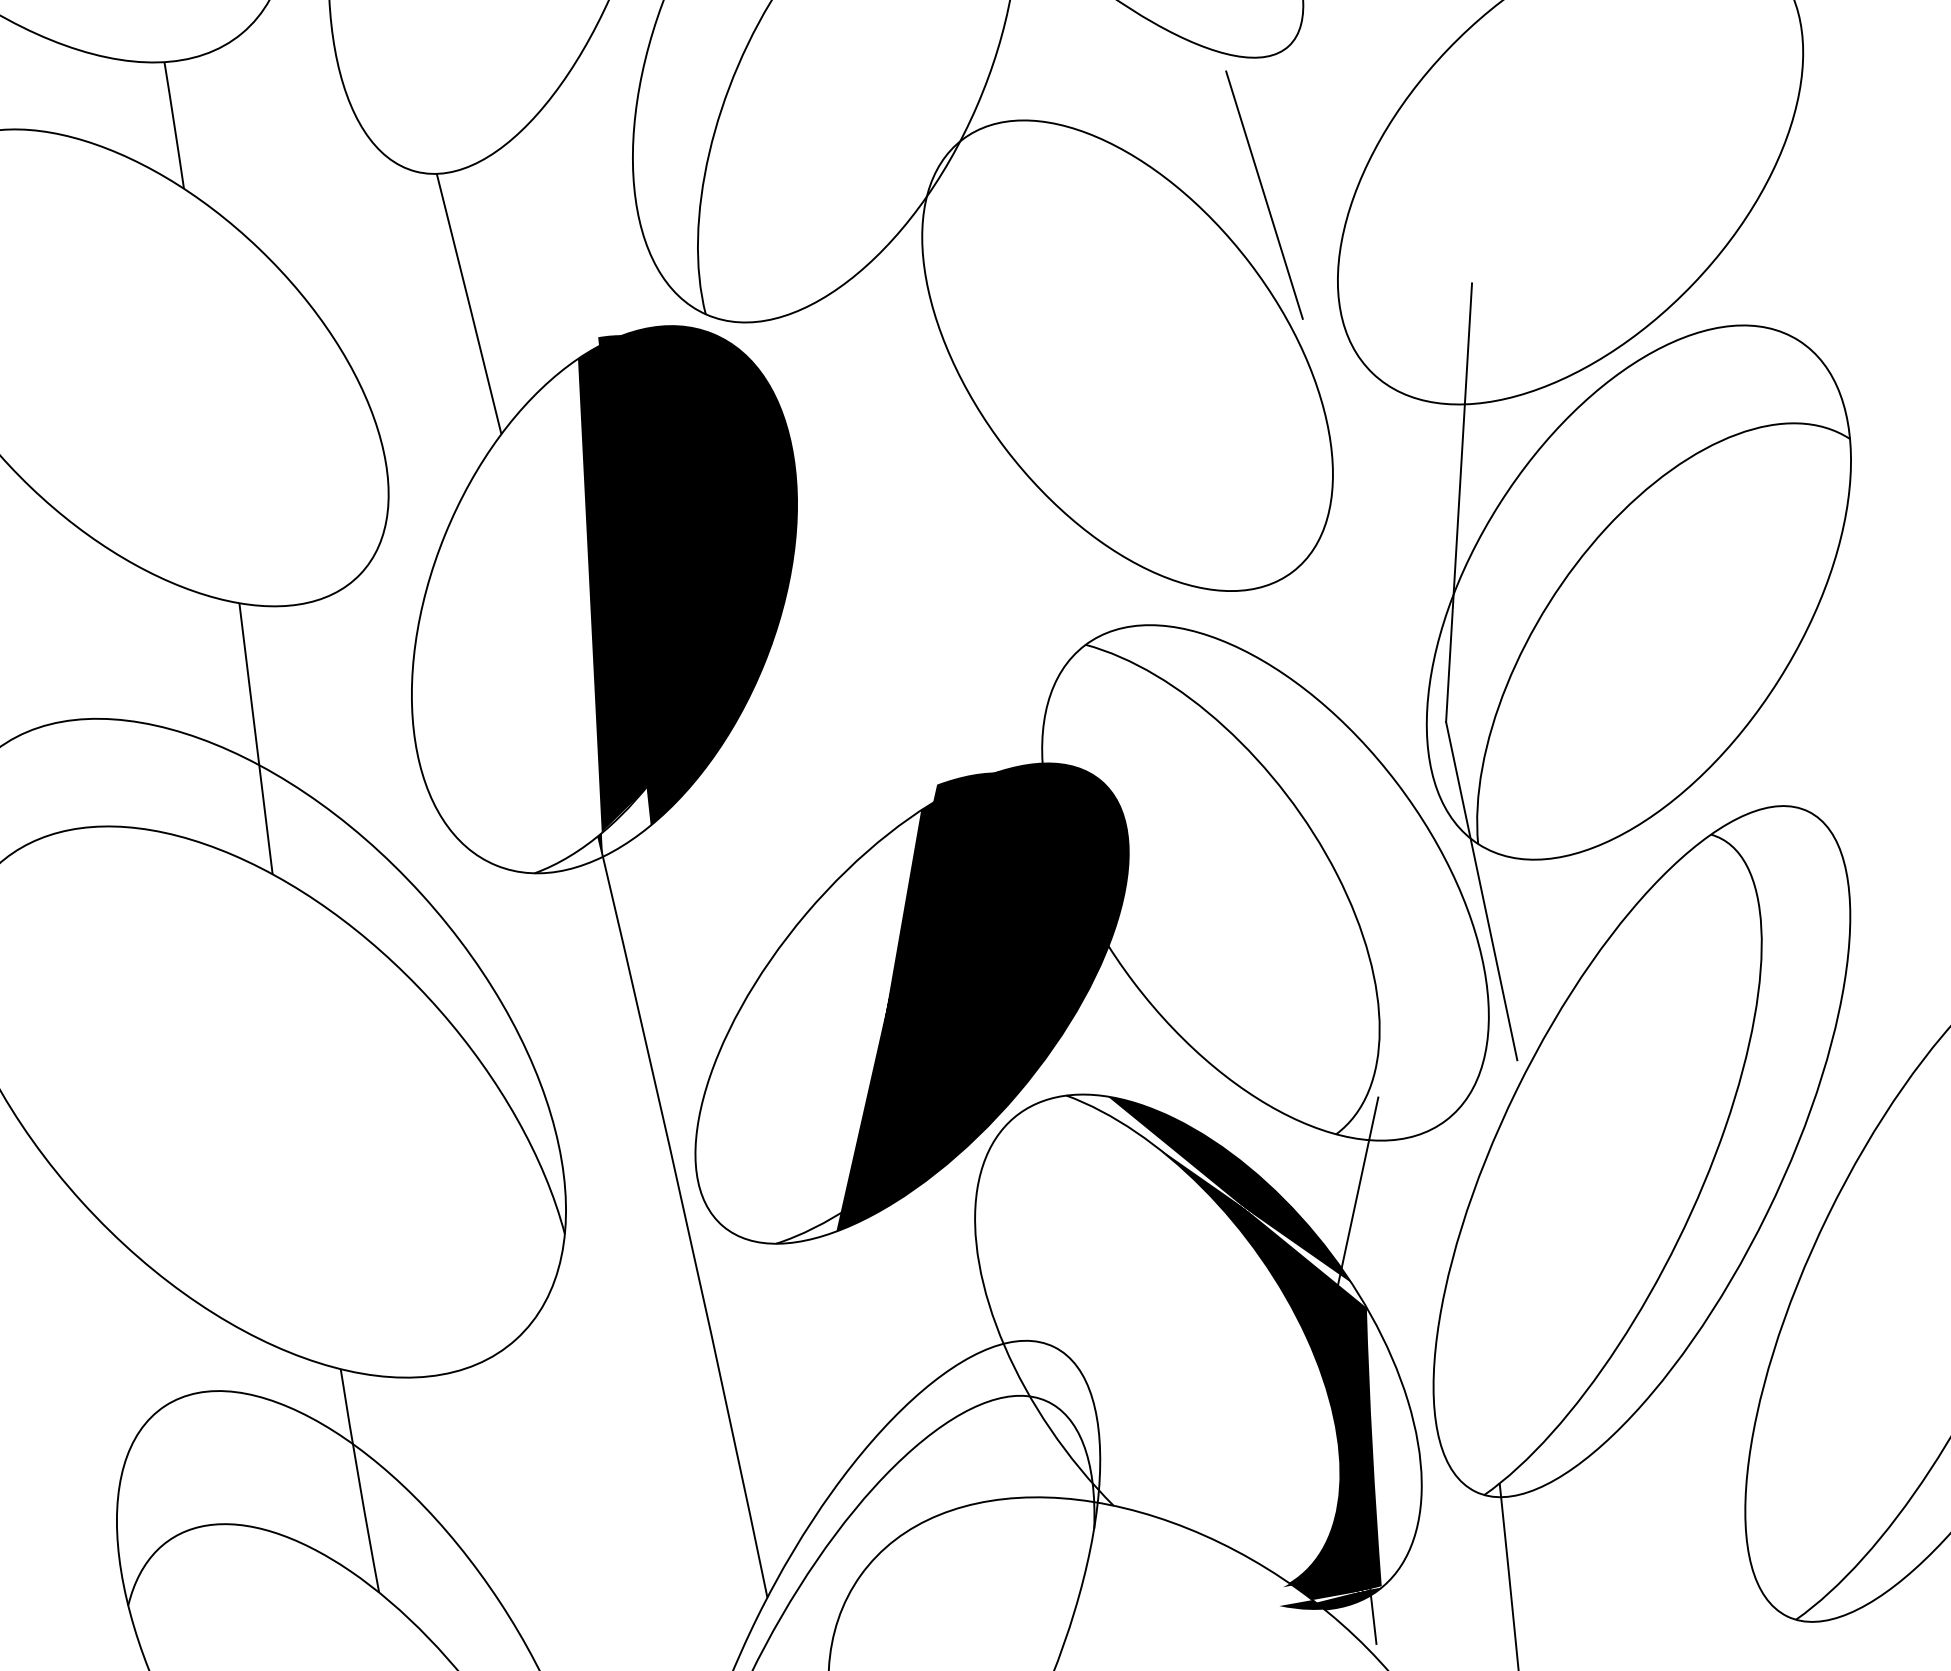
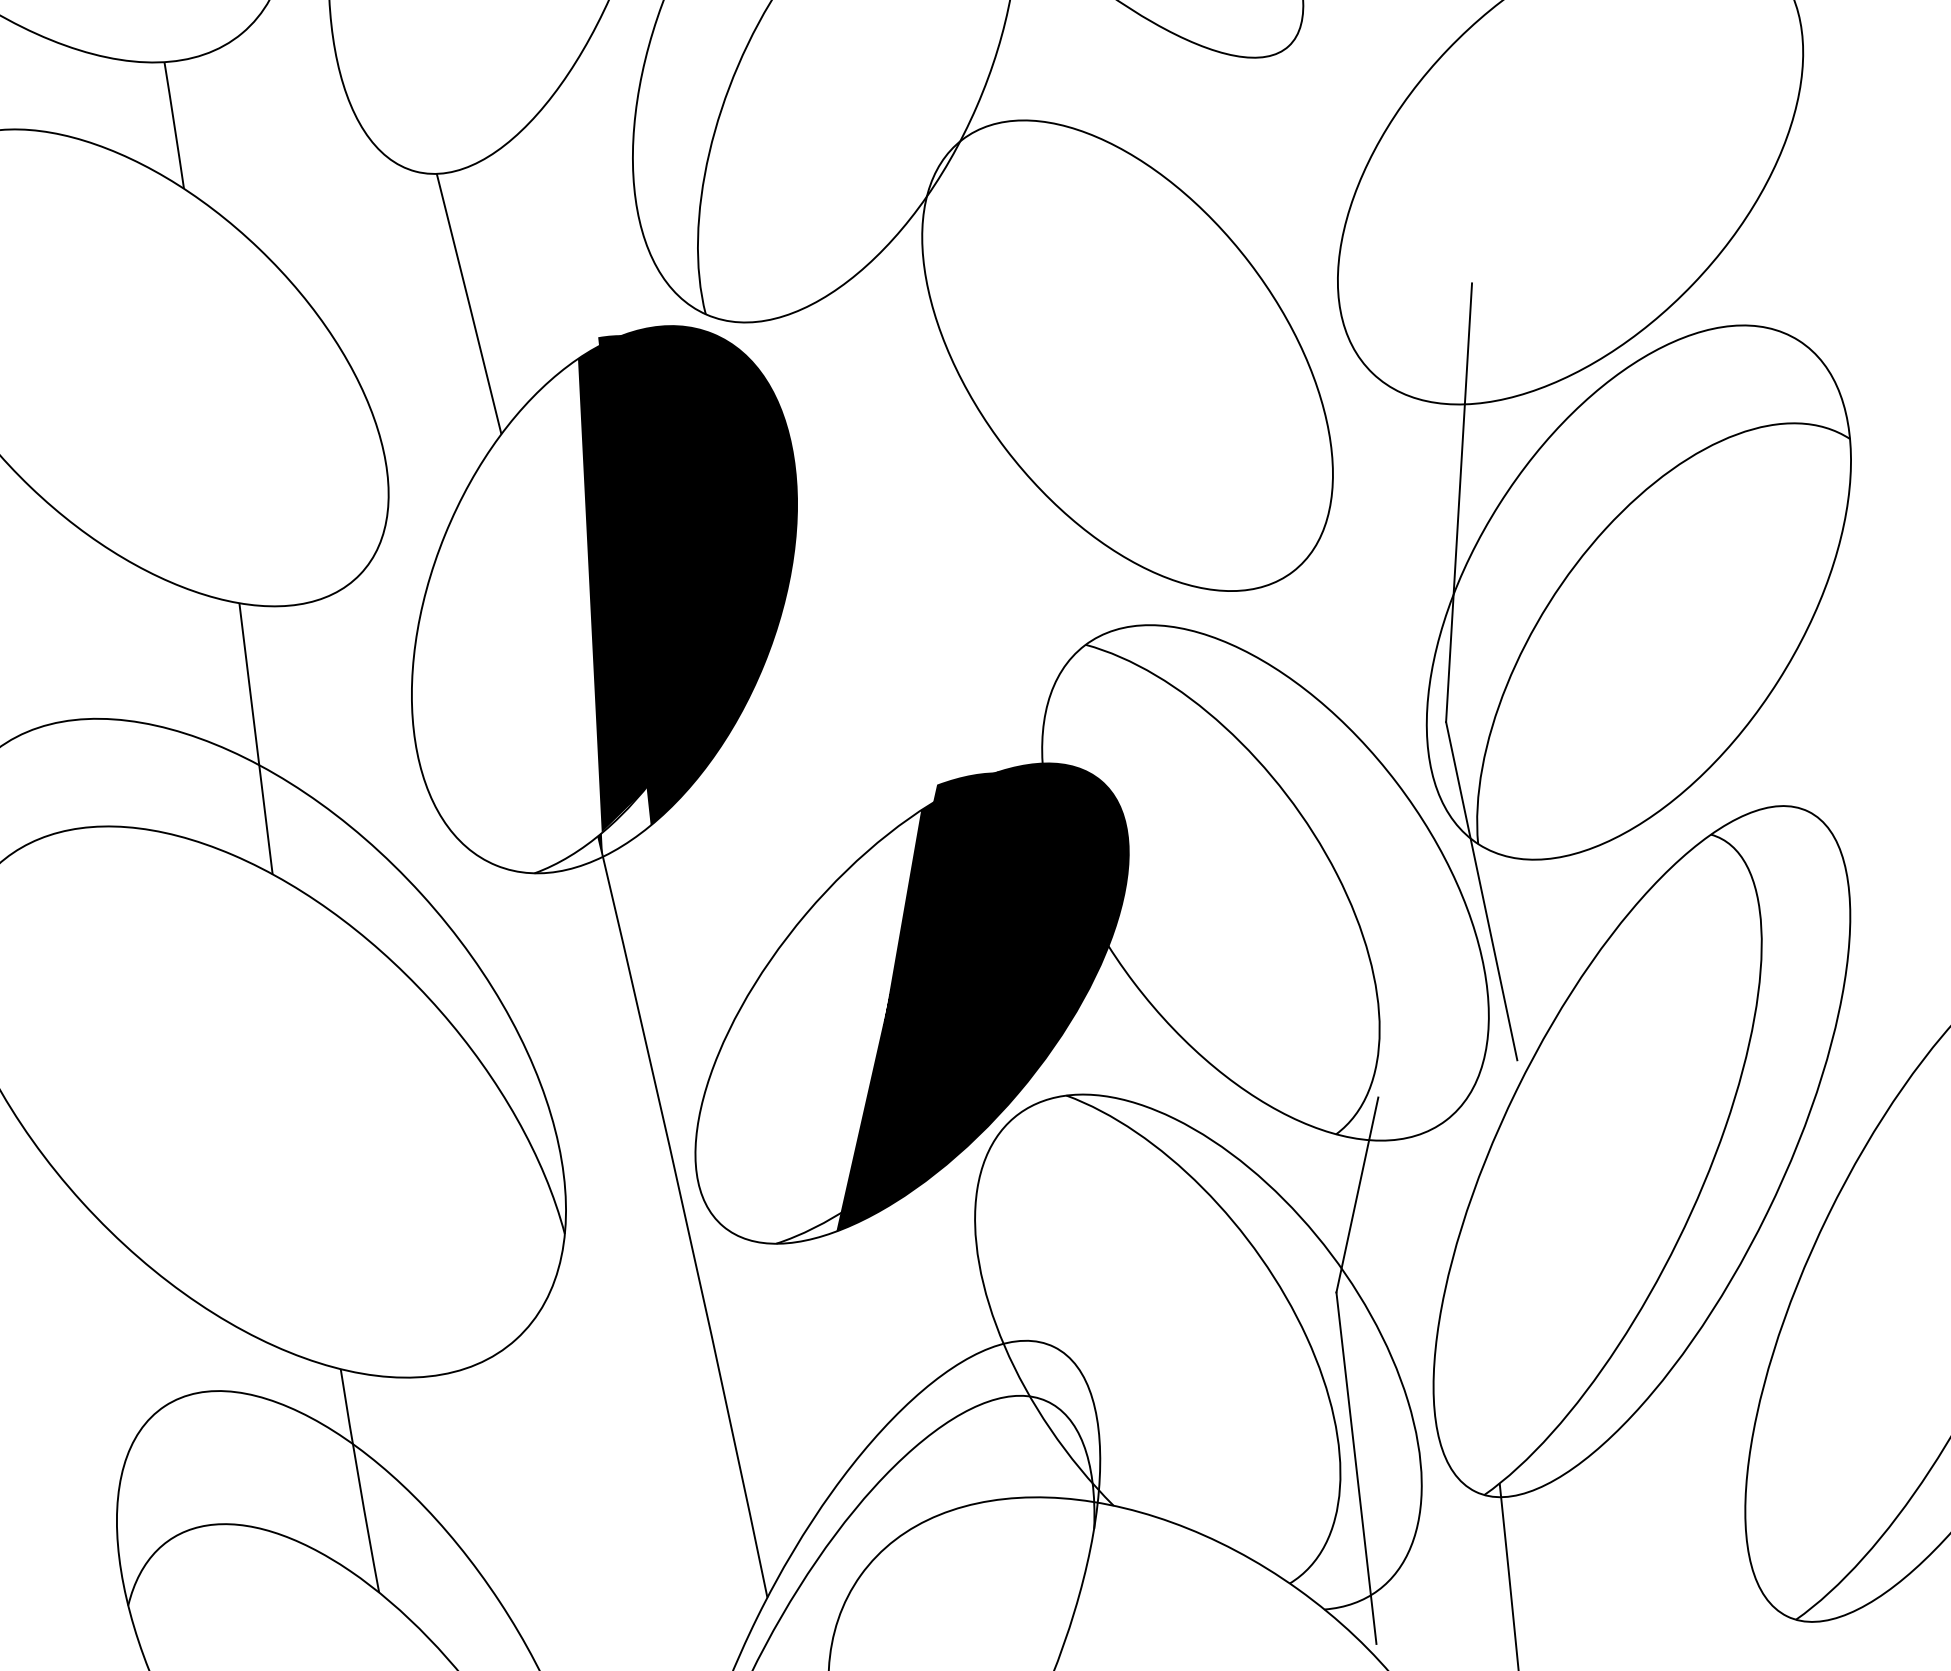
line: present -> none (1264, 194)
fill: present -> none (1245, 1352)
